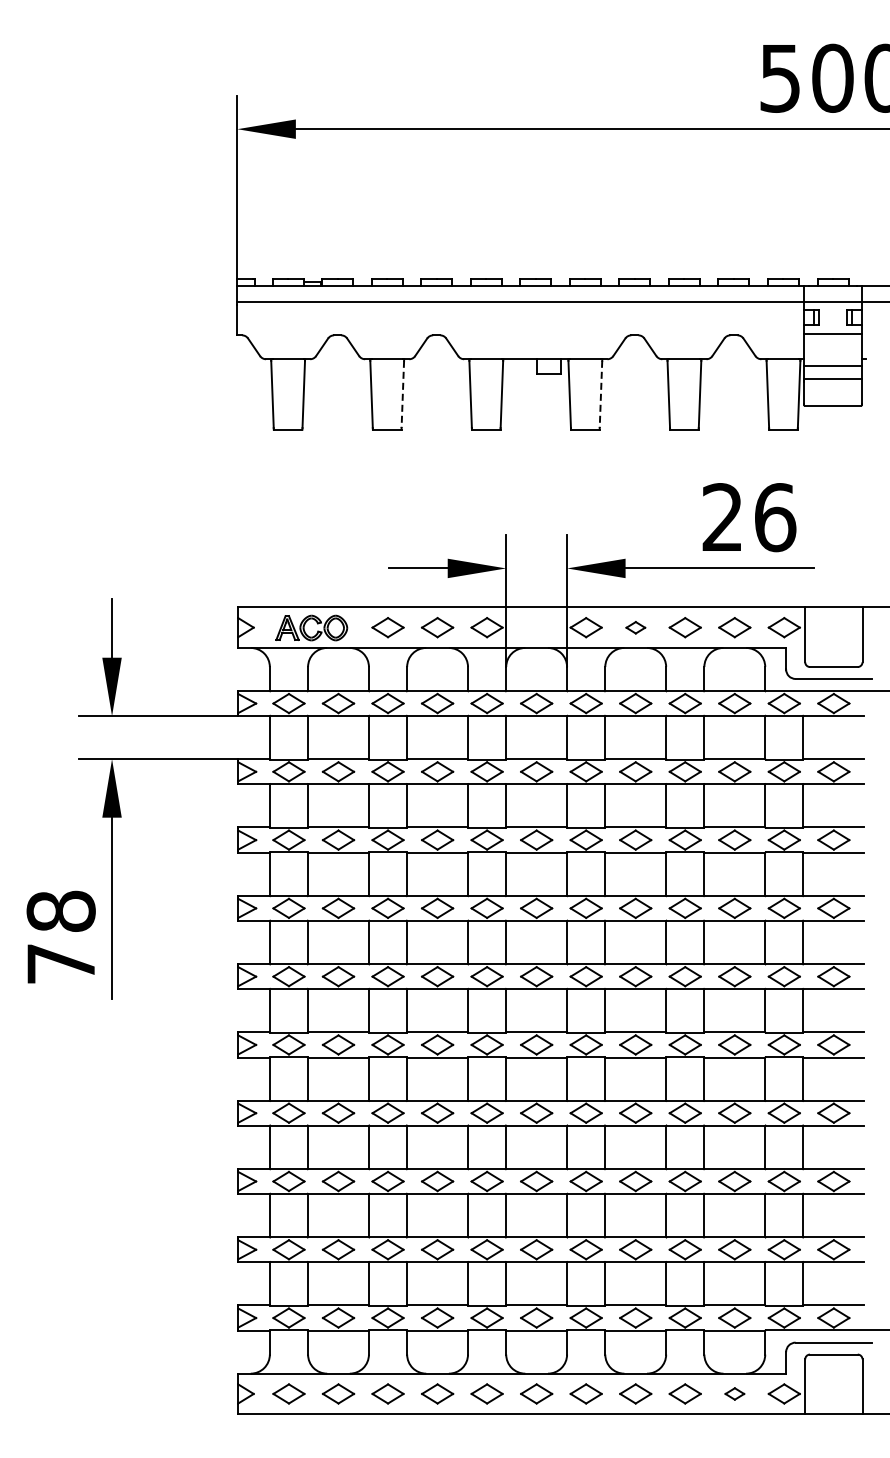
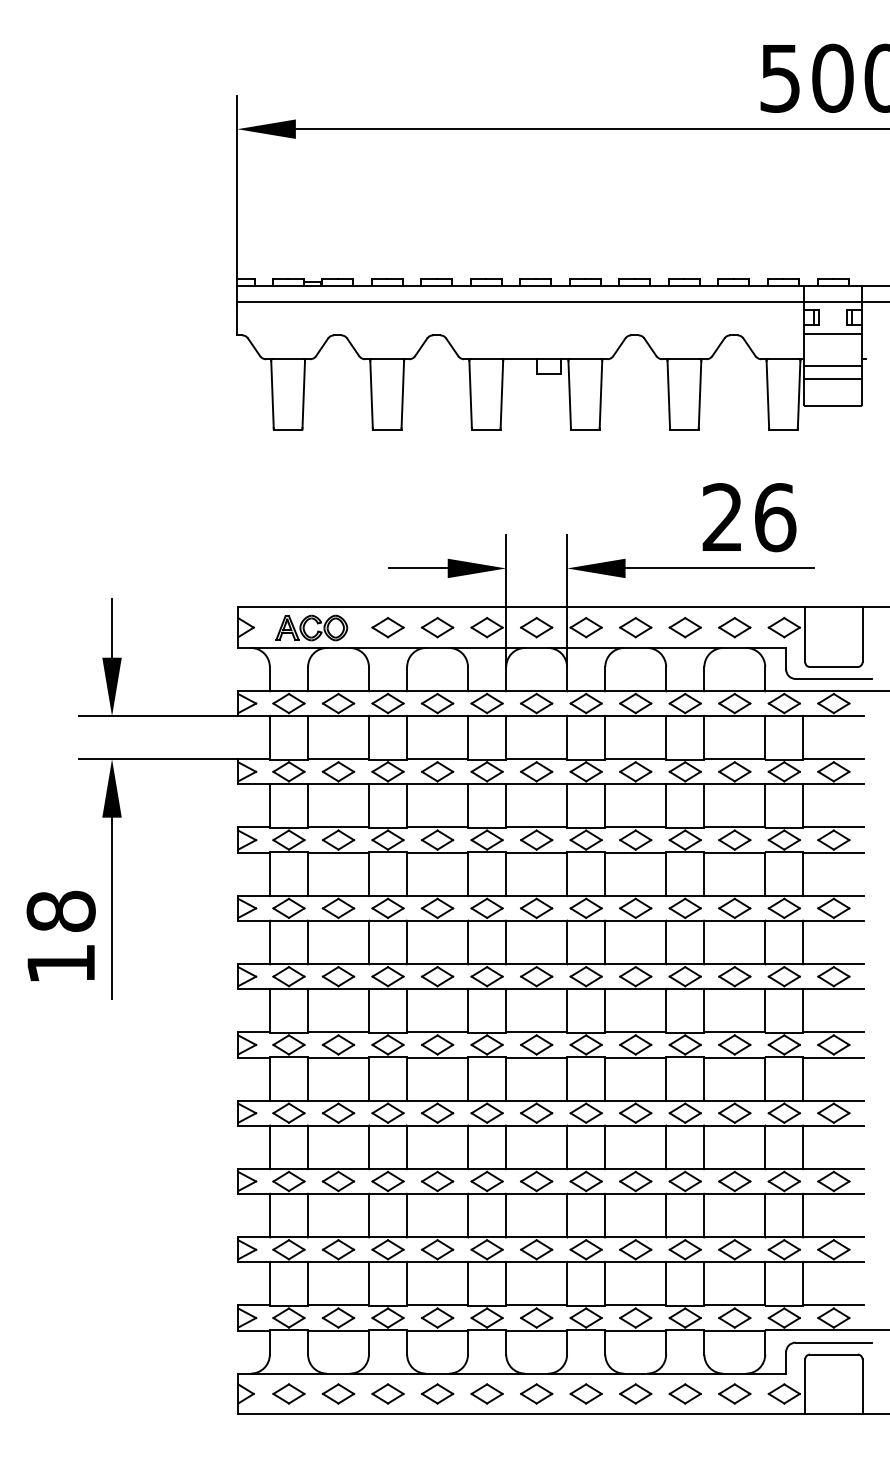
line: dashed -> solid (402, 394)
line: dashed -> solid (600, 394)
part: none -> present (536, 627)
part size: 22x14 px -> 34x22 px (635, 627)
text: 78 -> 18 (60, 963)
part size: 22x14 px -> 34x22 px (734, 1393)
